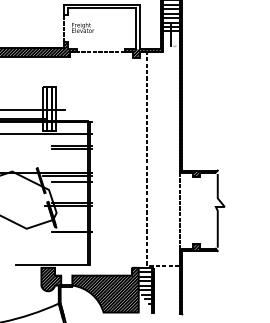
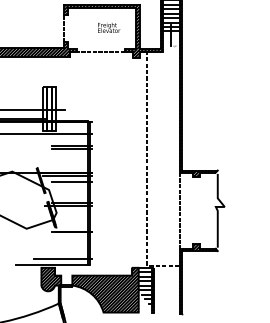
text position: (83, 27) -> (109, 27) (109, 27)
hatch: none -> present (101, 27)
line: none -> present (63, 259)
